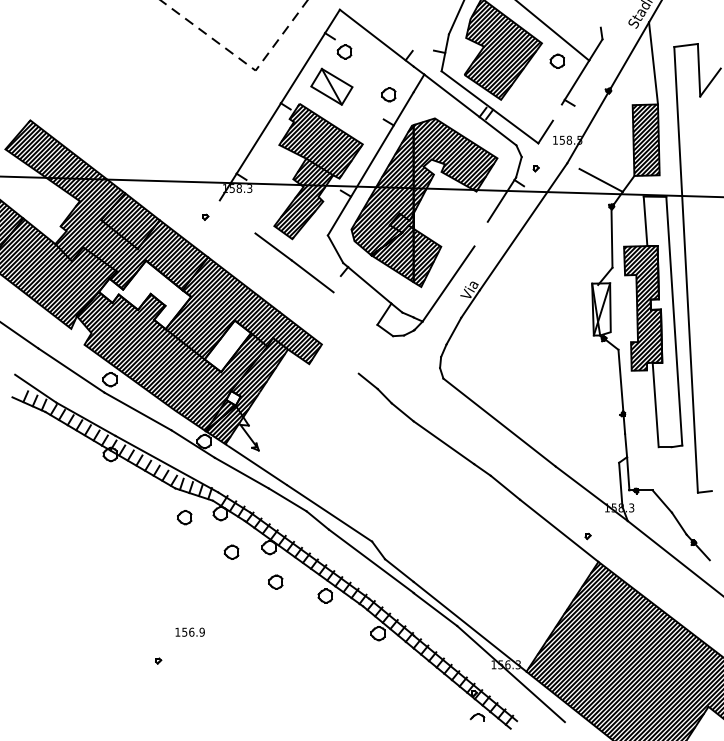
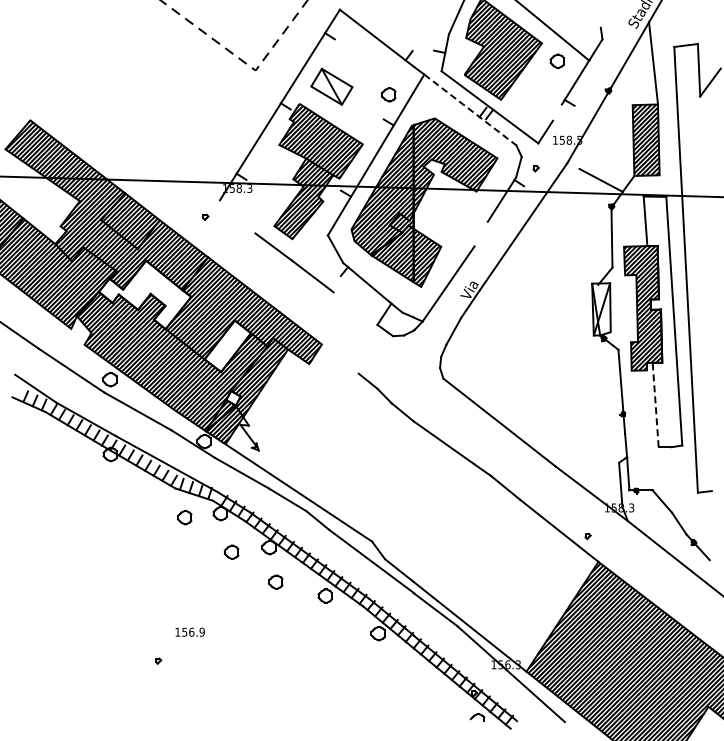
part: present -> none (344, 51)
line: solid -> dashed (470, 110)
line: solid -> dashed (655, 404)
